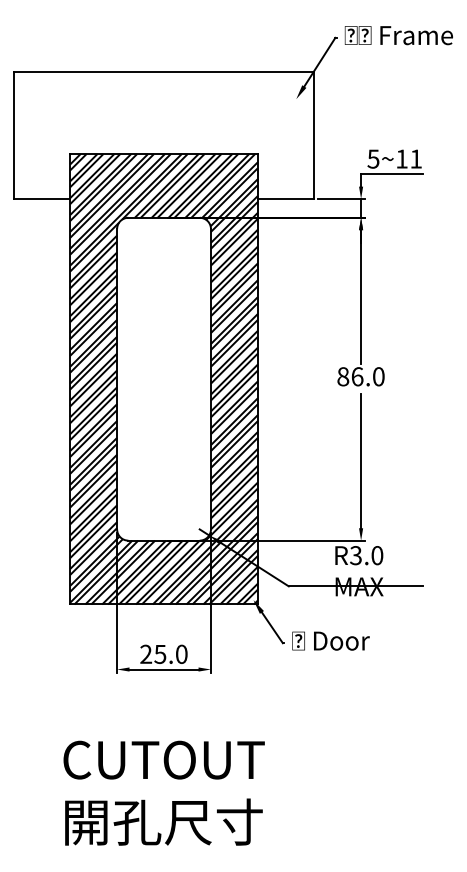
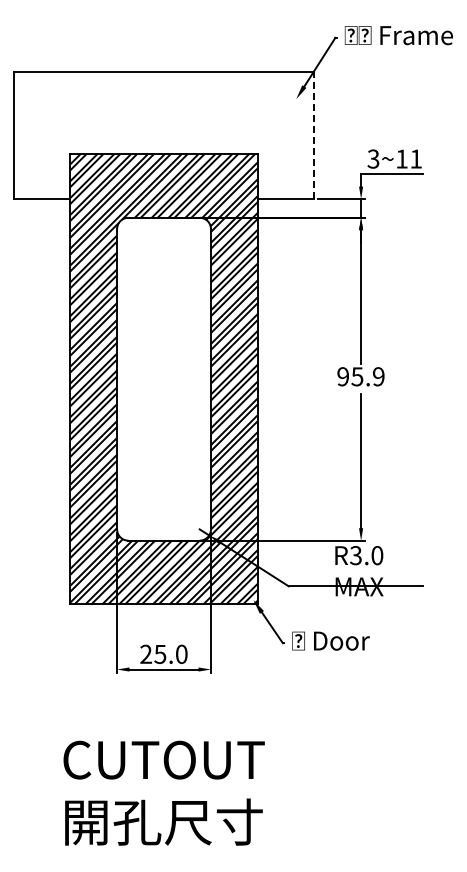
line: solid -> dashed (314, 135)
text: 5~11 -> 3~11 (373, 158)
text: 86.0 -> 95.9 (360, 376)
